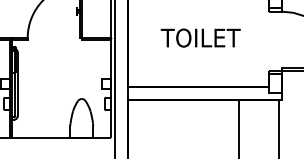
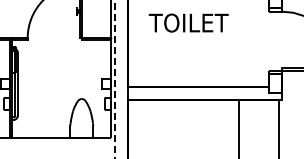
text position: (200, 37) -> (188, 22) (188, 22)
line: solid -> dashed (115, 79)
